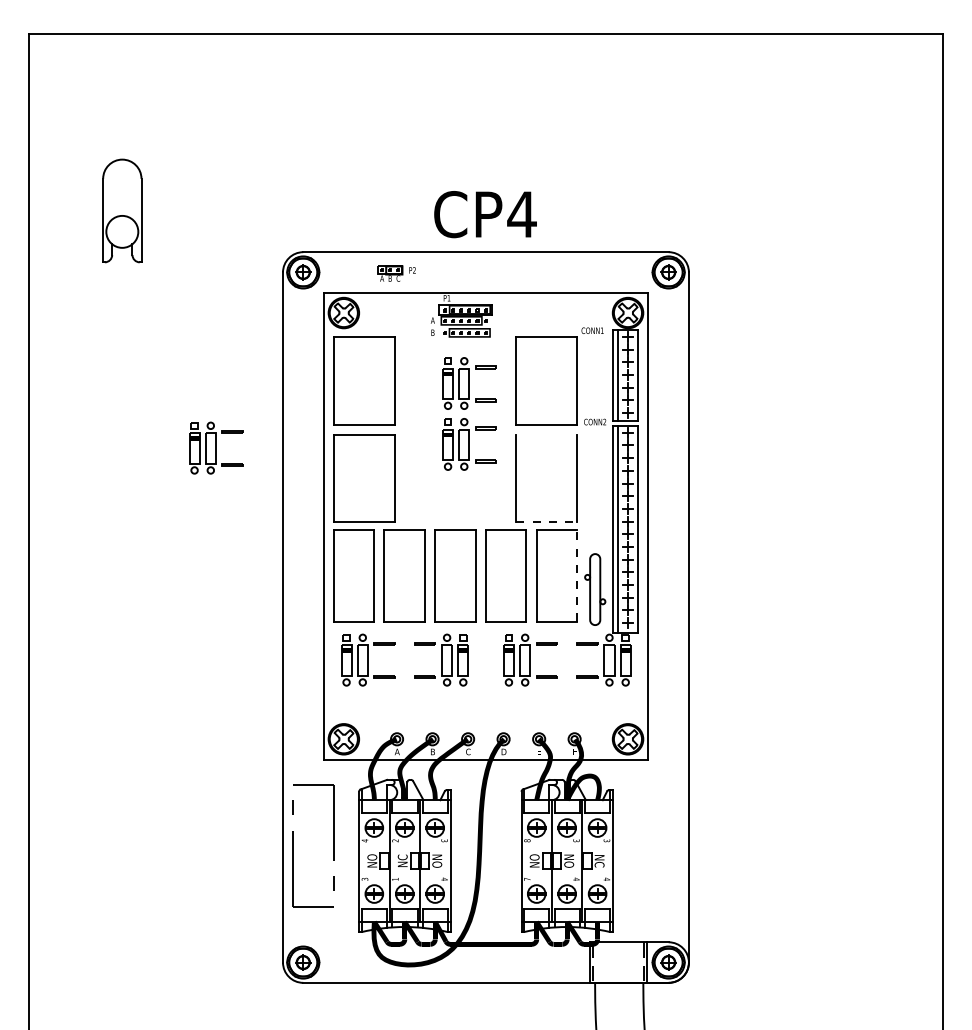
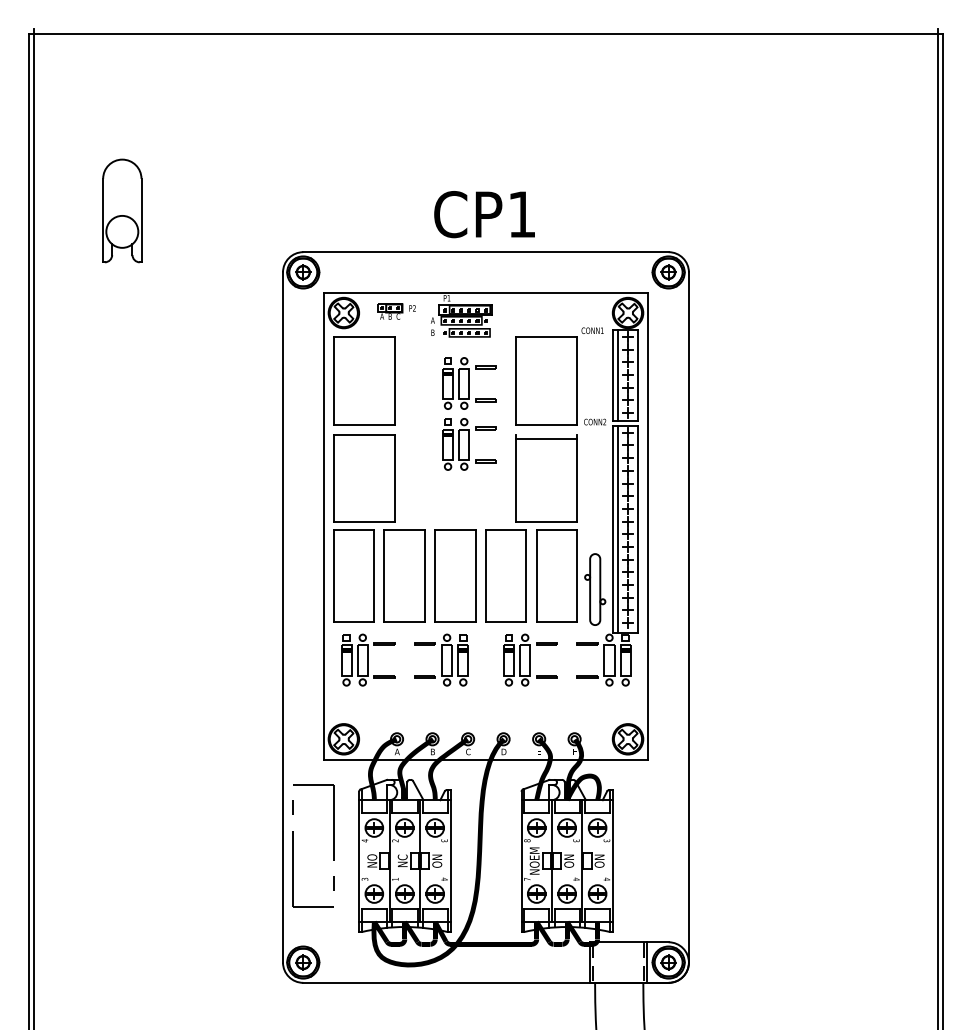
text: CP4 -> CP1 (521, 214)
part position: (396, 273) -> (396, 311) (396, 311)
line: none -> present (546, 438)
part: present -> none (216, 447)
line: dashed -> solid (547, 522)
line: none -> present (34, 527)
line: none -> present (937, 527)
line: dashed -> solid (577, 575)
text: NO -> NOEM (534, 860)
text: NC -> NO (599, 860)
